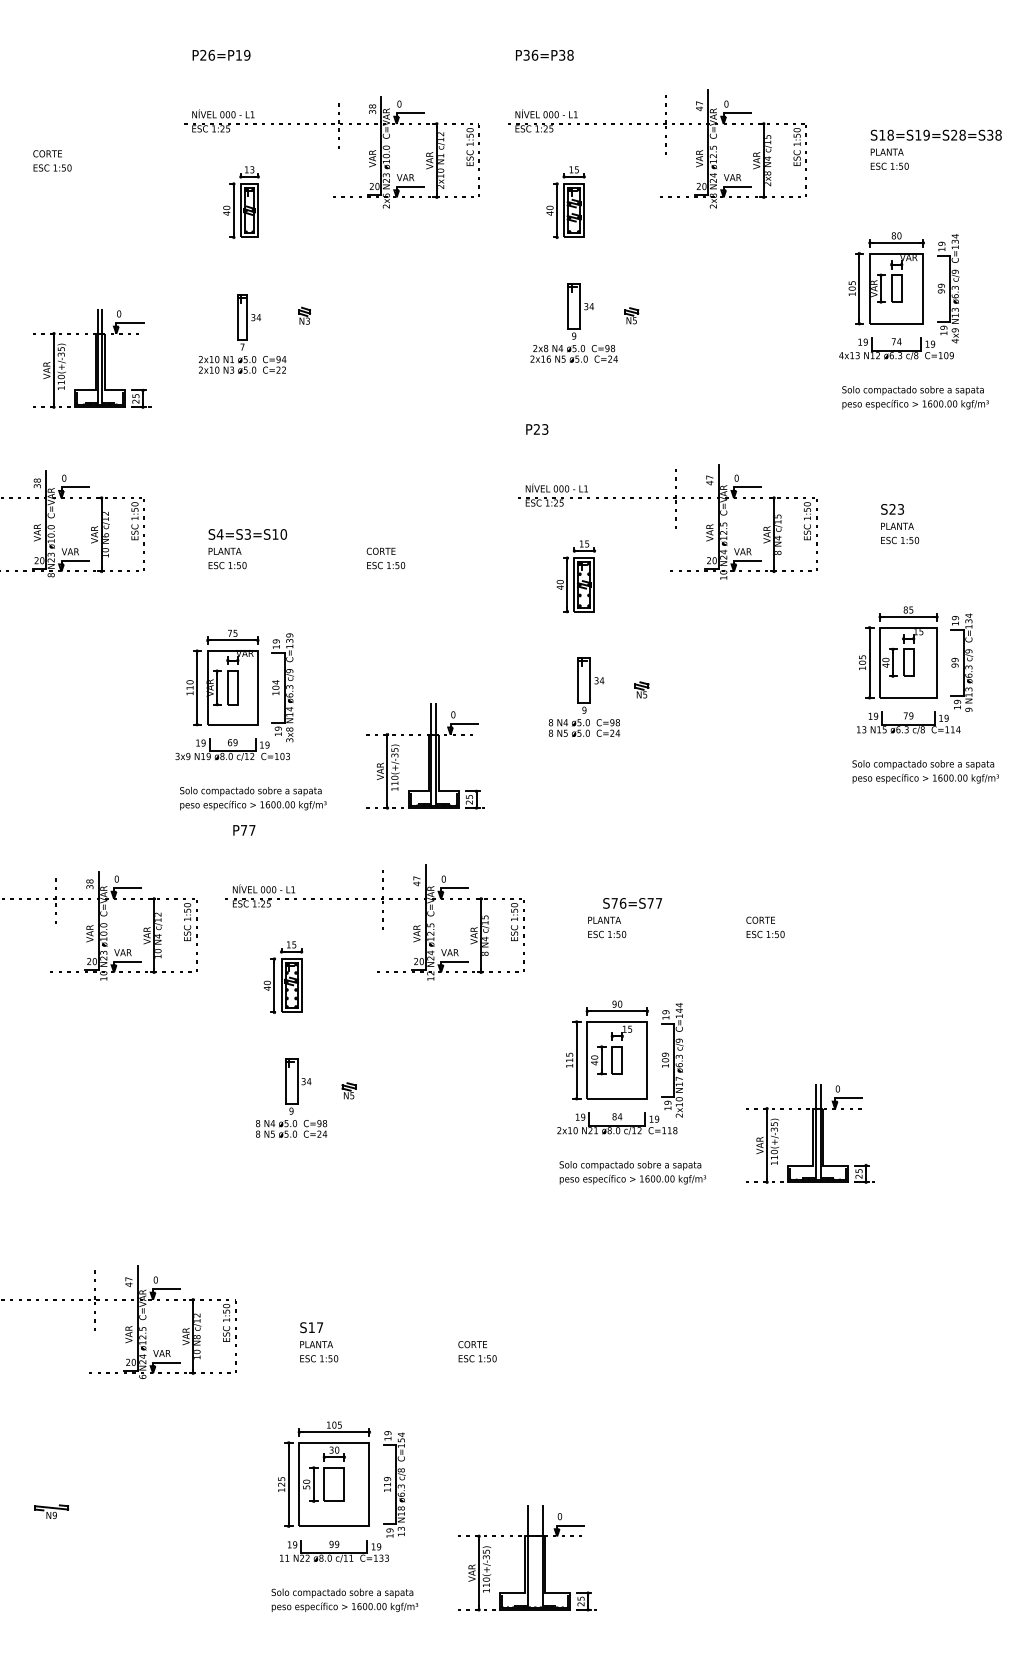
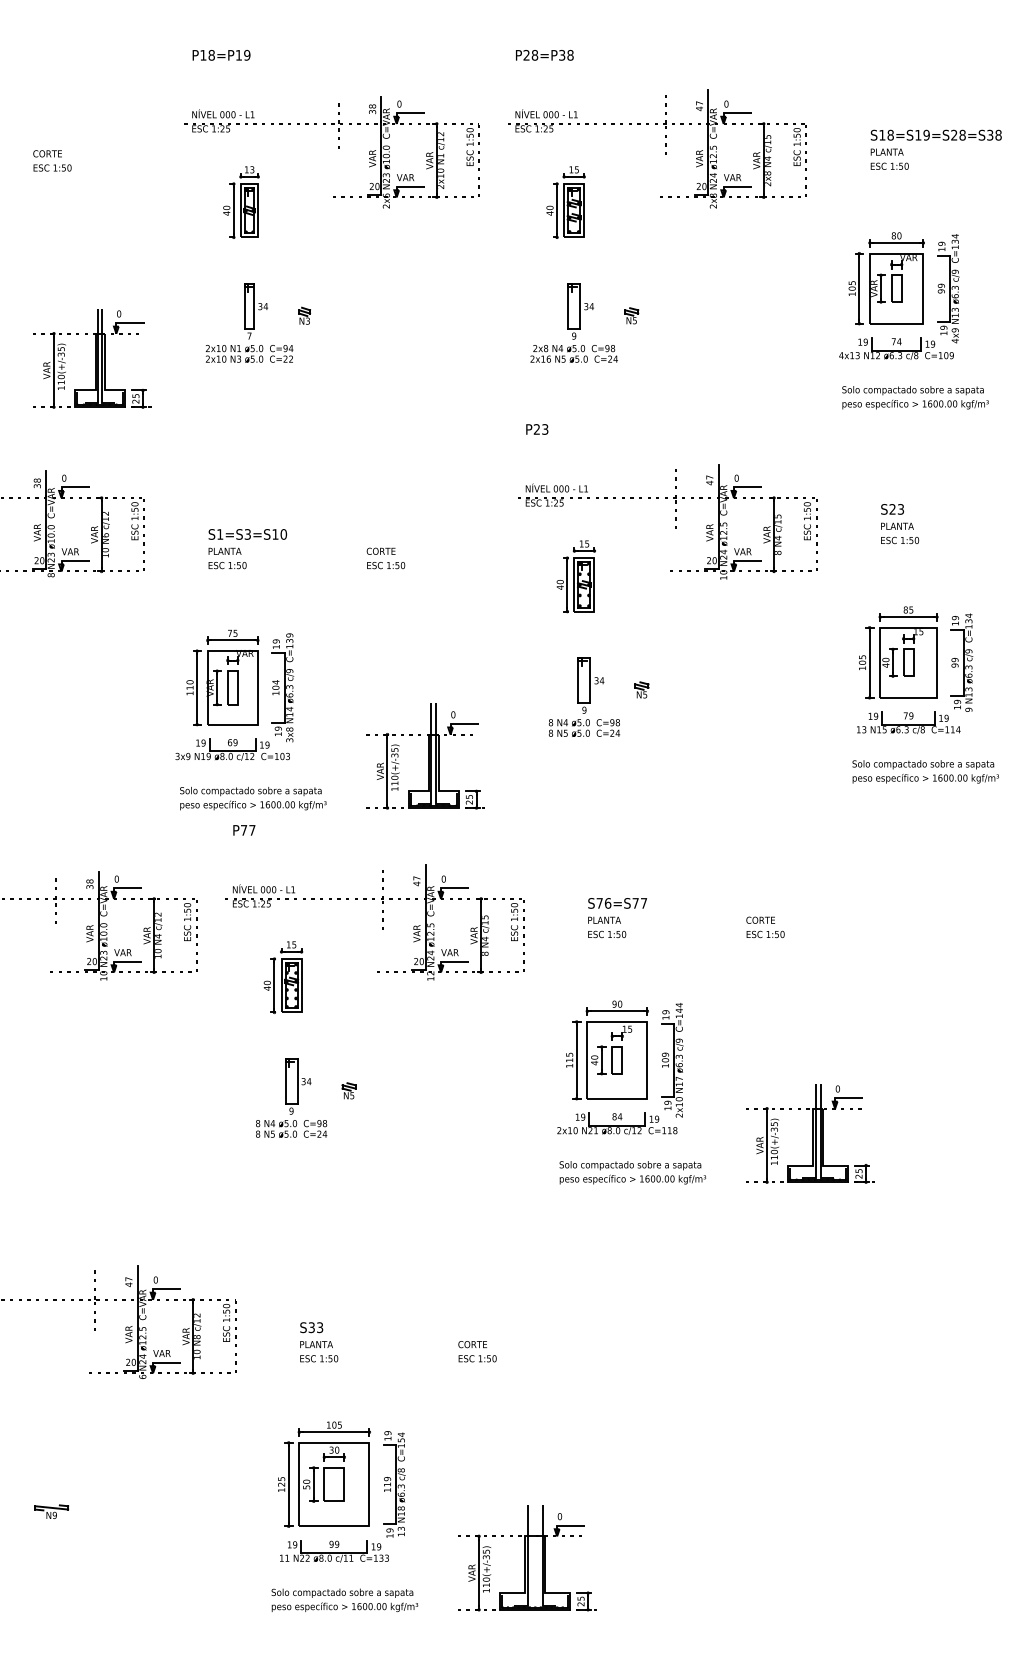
text: P26=P19 -> P18=P19 (207, 54)
text: P36=P38 -> P28=P38 (530, 55)
part position: (242, 333) -> (249, 322) (249, 322)
text: S4=S3=S10 -> S1=S3=S10 (219, 534)
text position: (632, 903) -> (617, 903) (617, 903)
text: S17 -> S33 (315, 1327)
